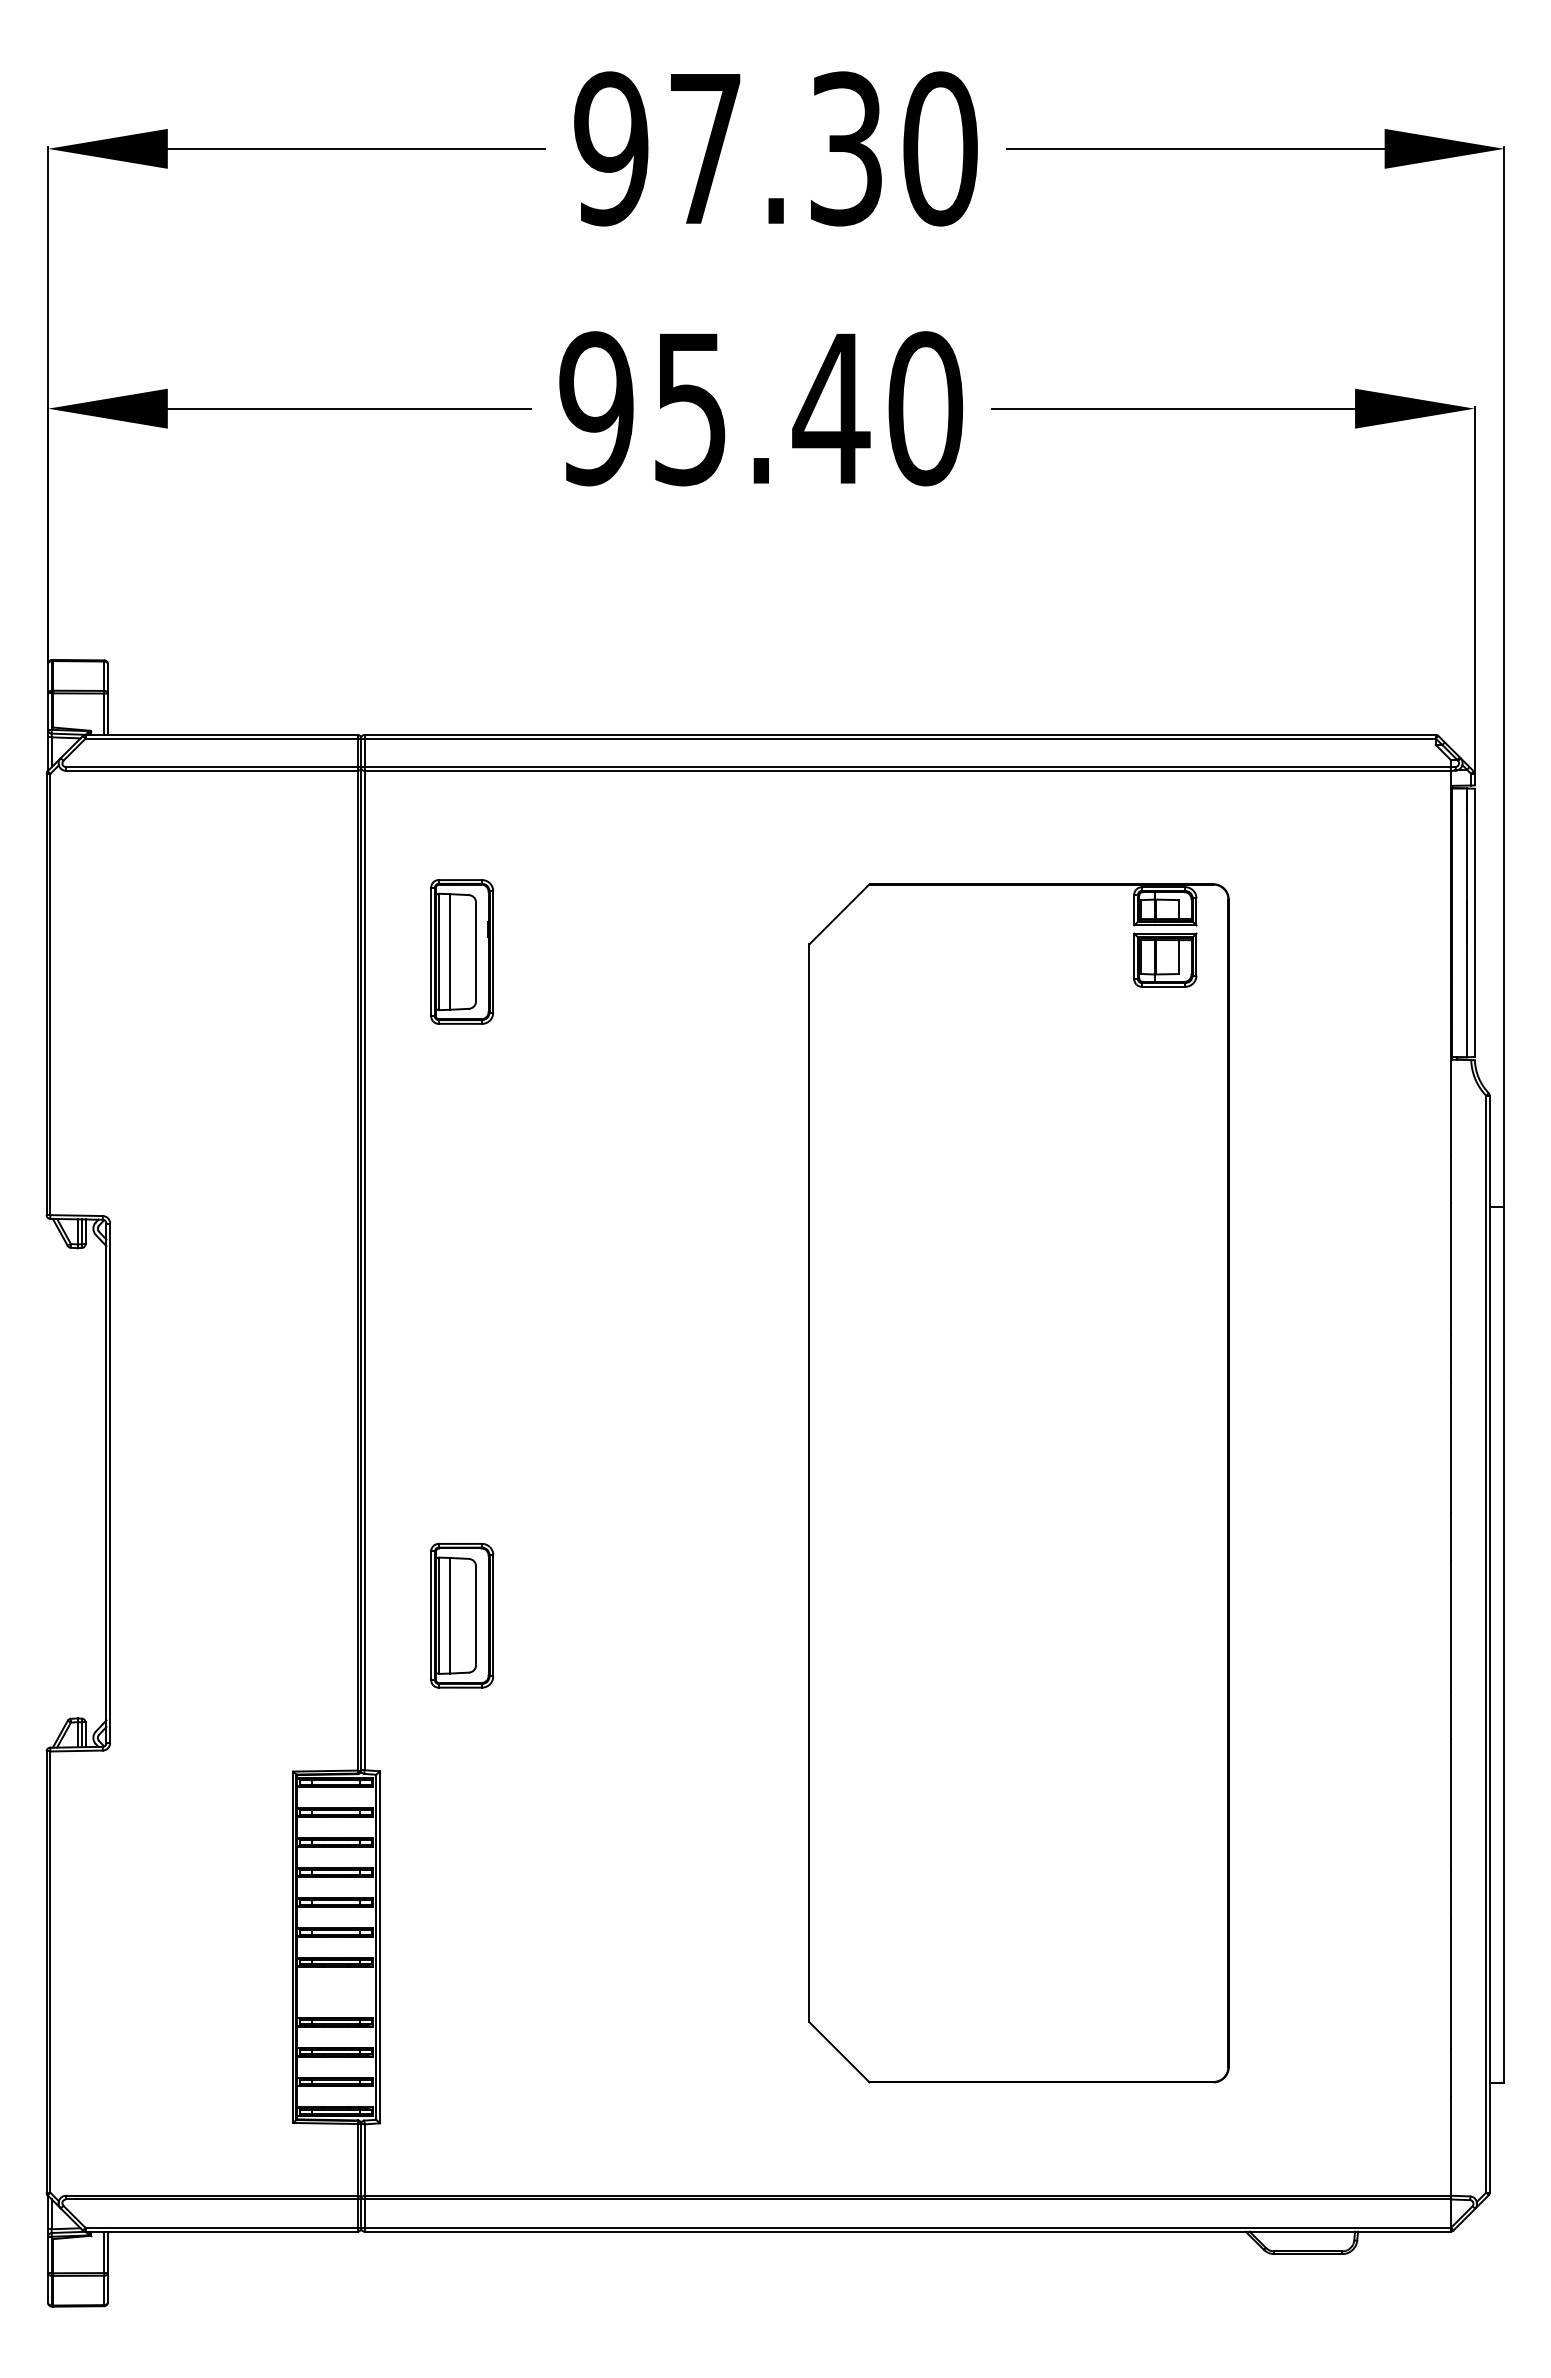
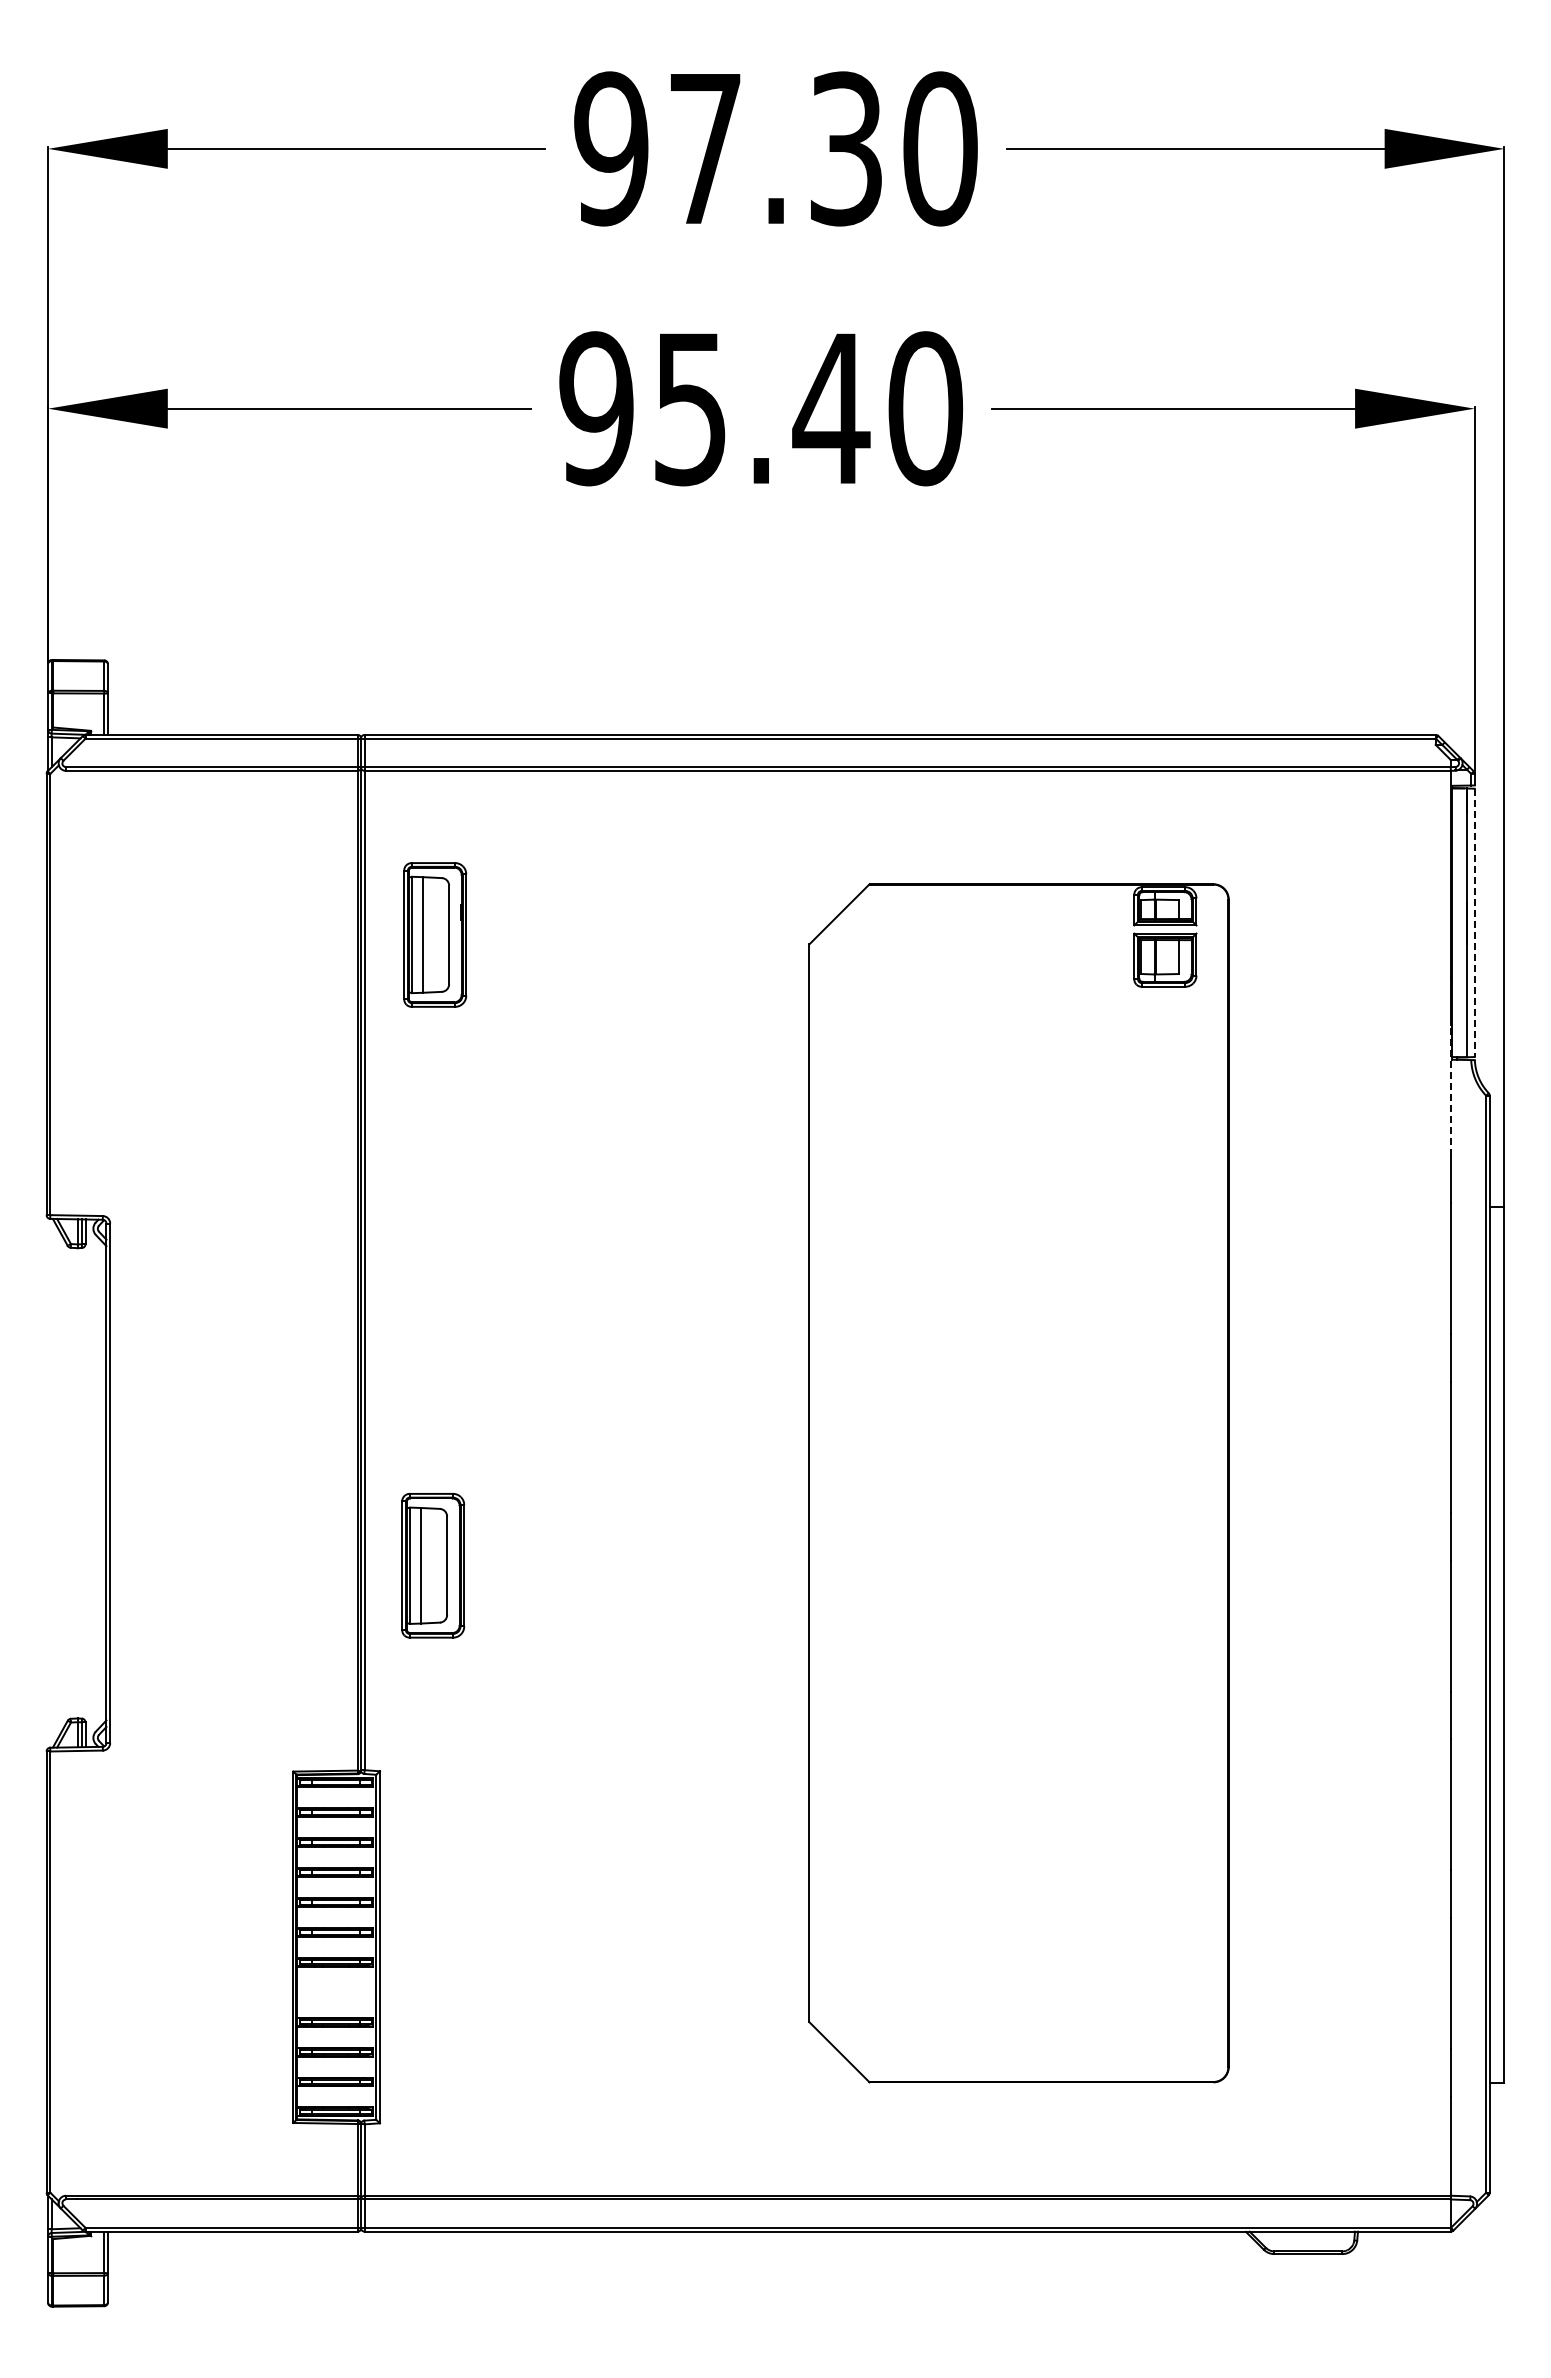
line: solid -> dashed (1474, 923)
part position: (462, 951) -> (435, 934) (435, 934)
line: solid -> dashed (1450, 1090)
part position: (462, 1615) -> (433, 1565) (433, 1565)
